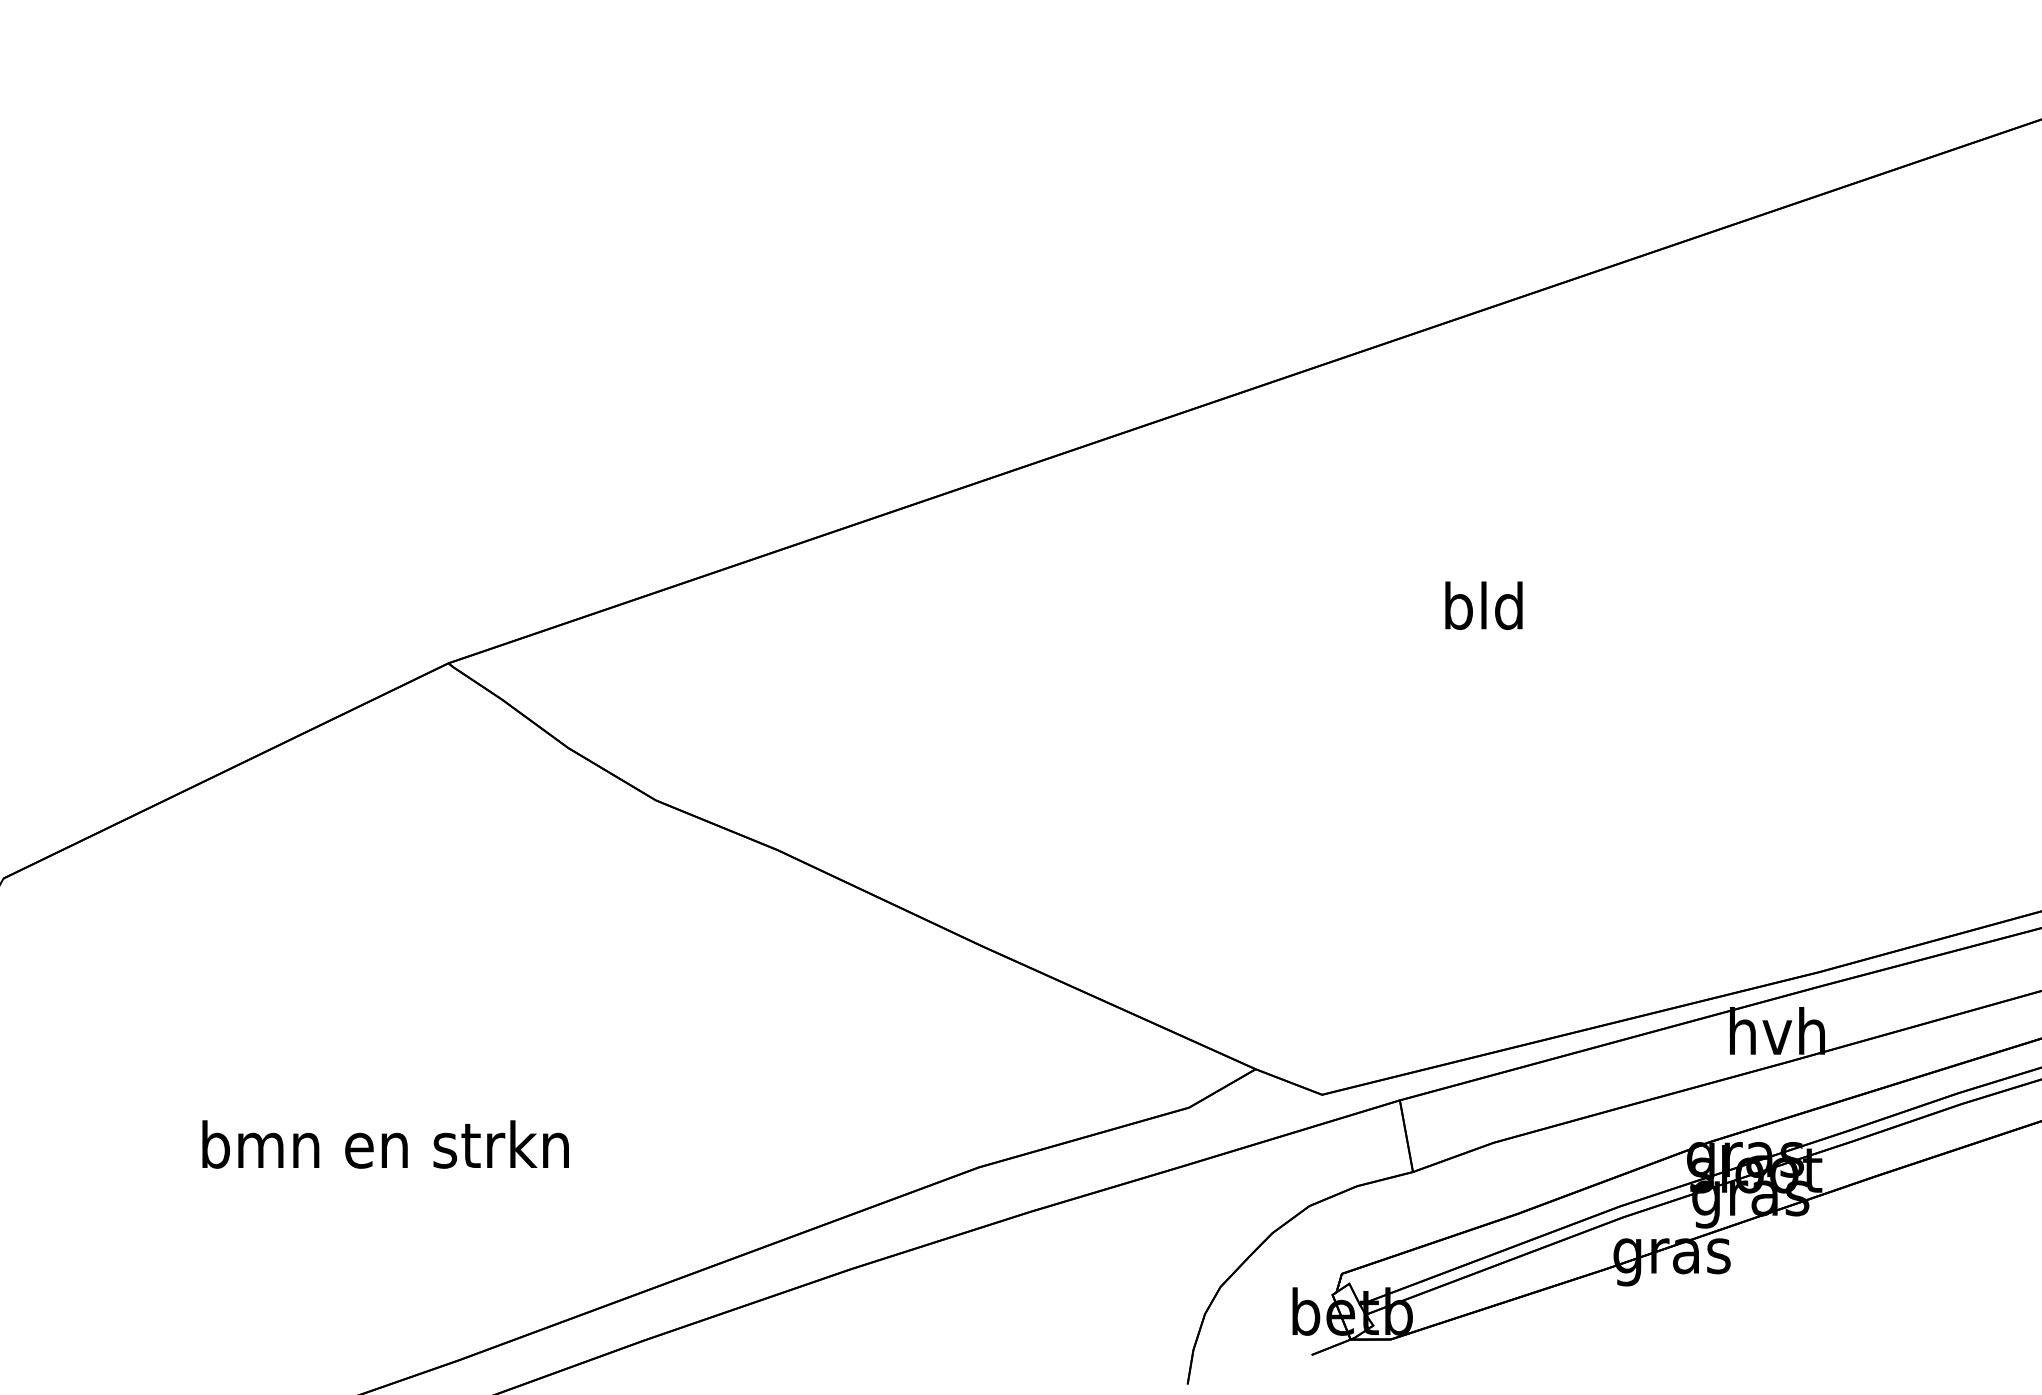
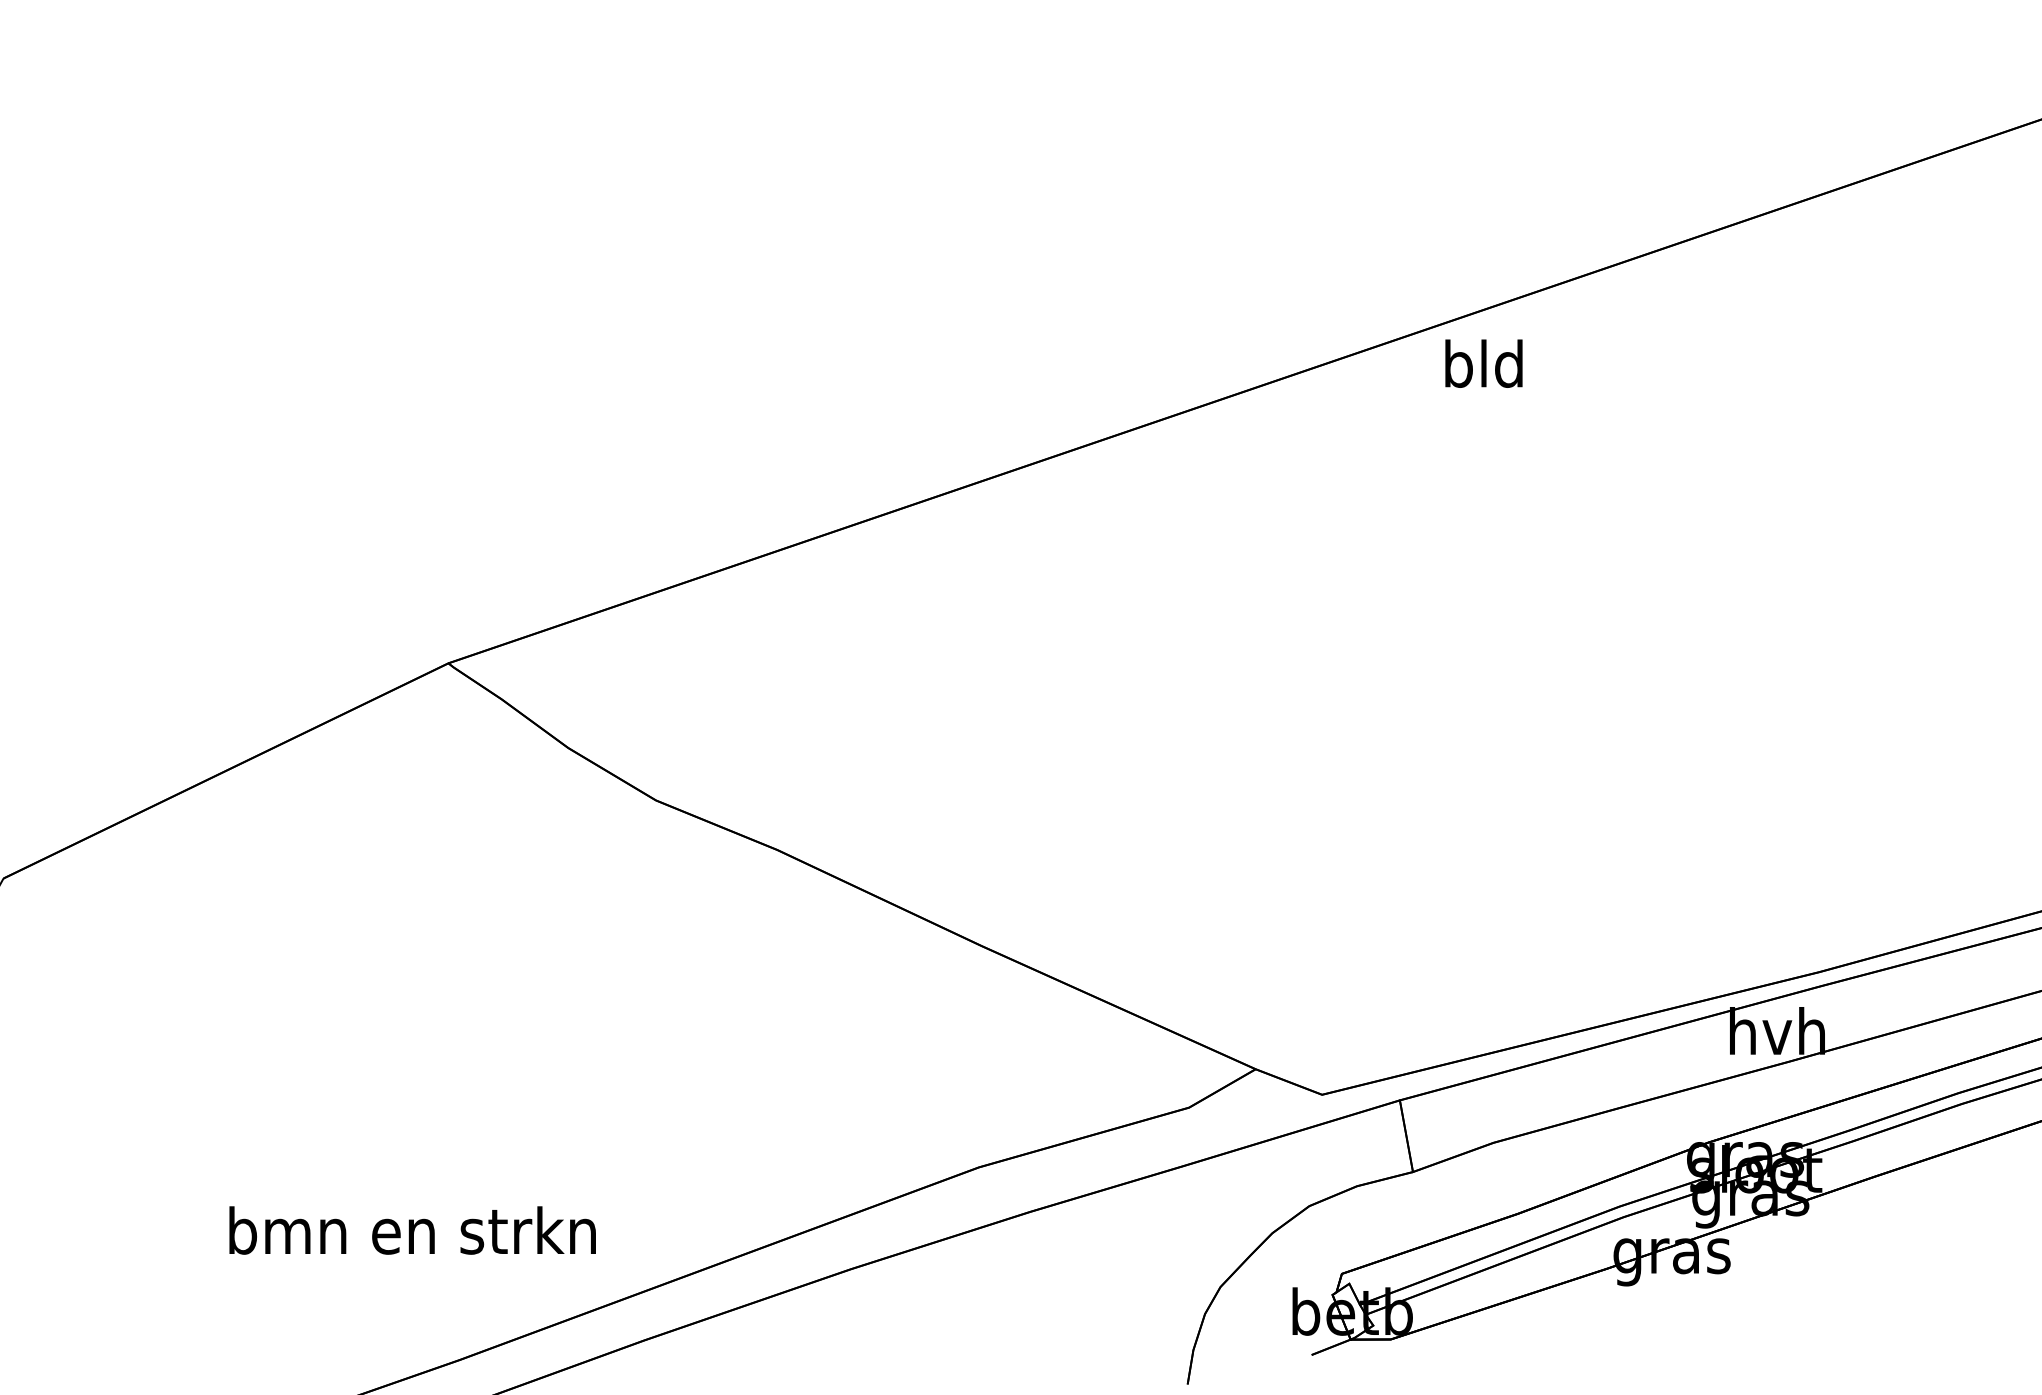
text position: (1483, 605) -> (1483, 363) (1483, 363)
text position: (385, 1144) -> (412, 1230) (412, 1230)
